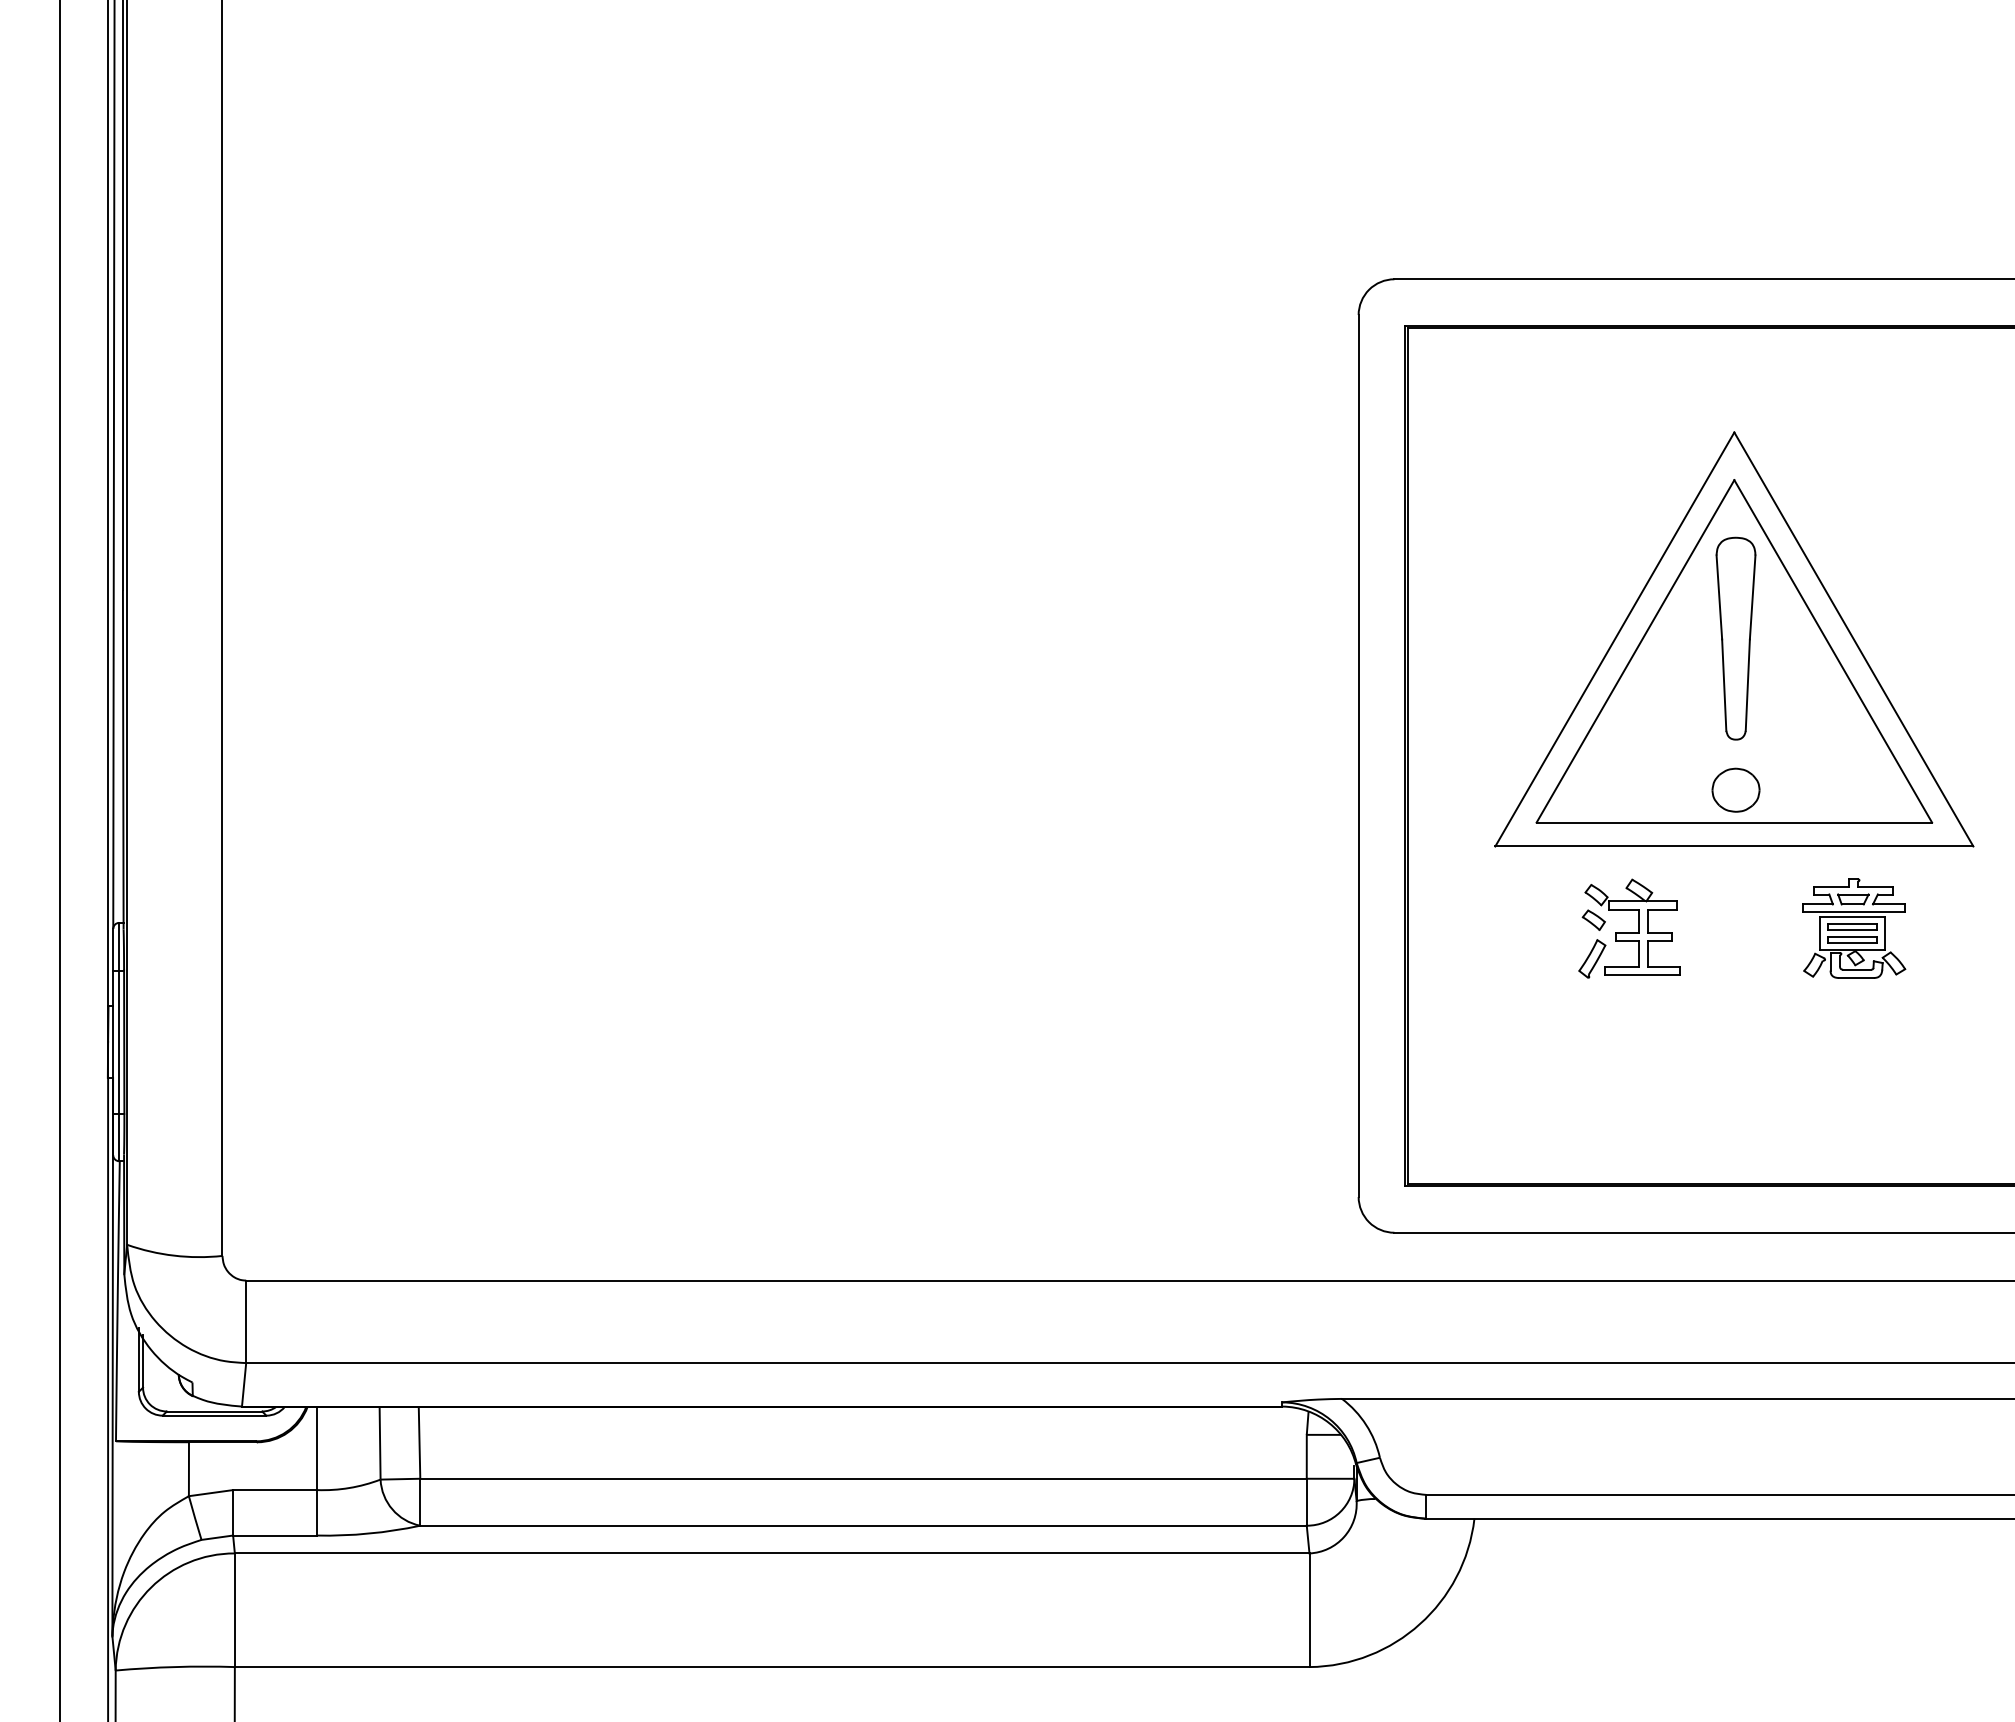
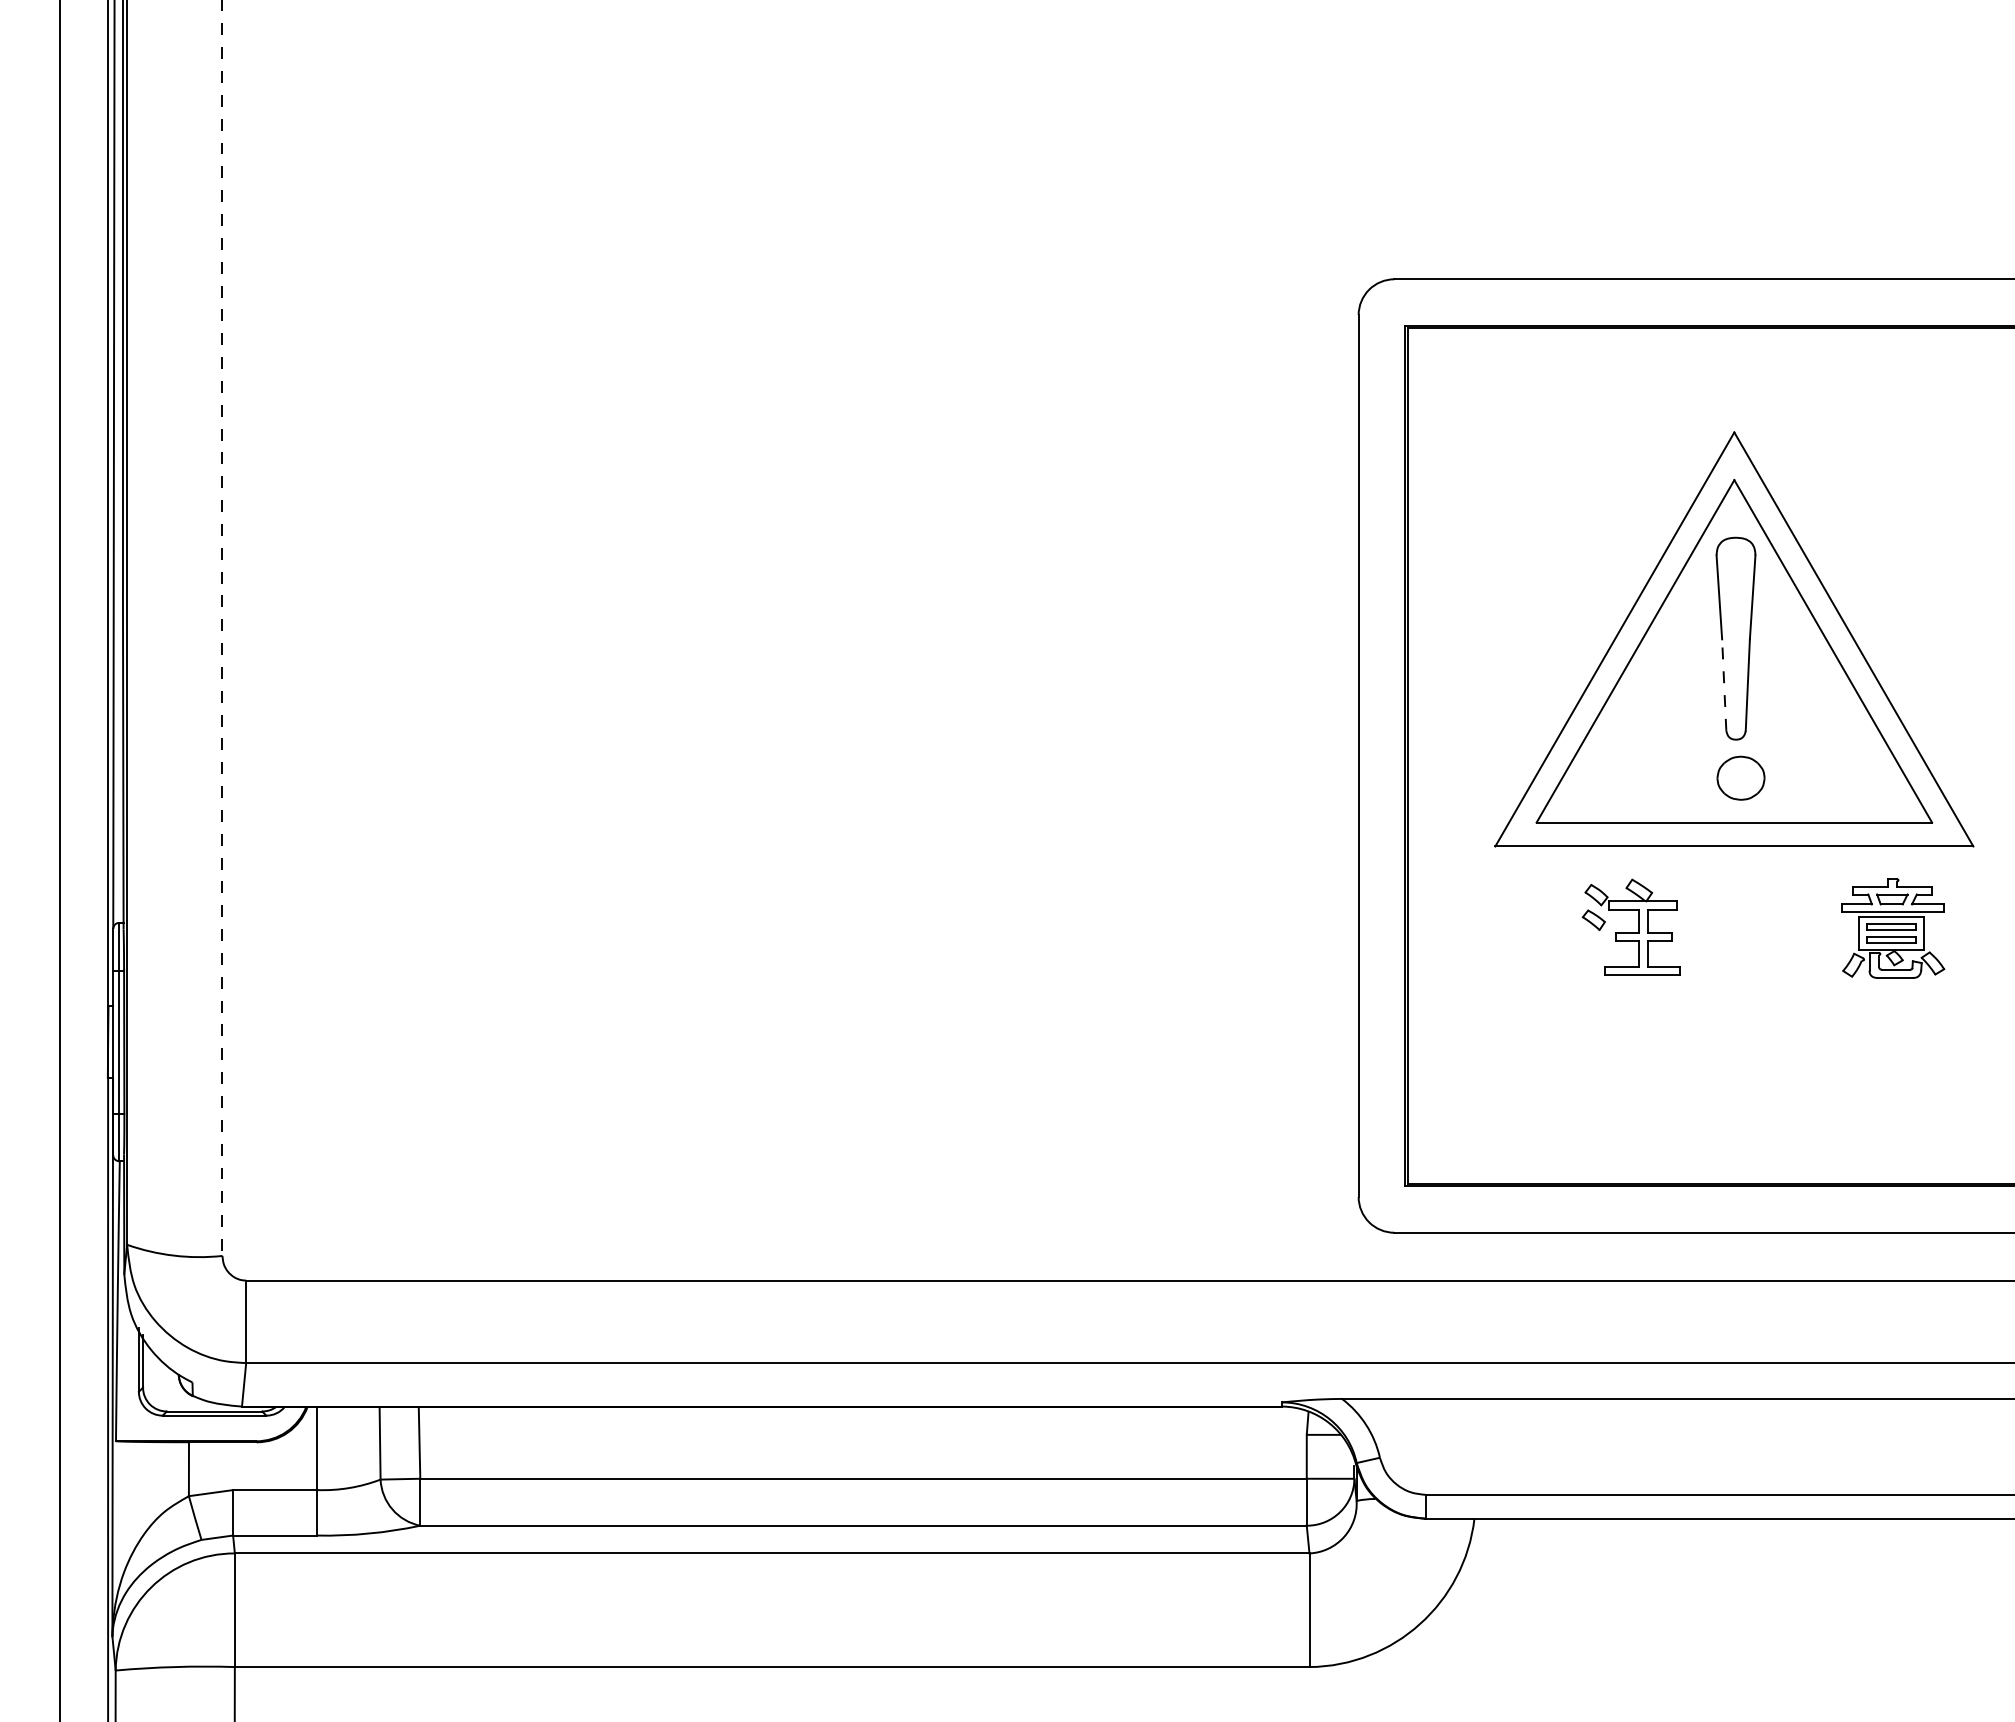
line: solid -> dashed (222, 628)
line: solid -> dashed (1724, 685)
part position: (1735, 789) -> (1740, 777) (1740, 777)
part position: (1854, 928) -> (1893, 928) (1893, 928)
part: present -> none (1592, 958)
